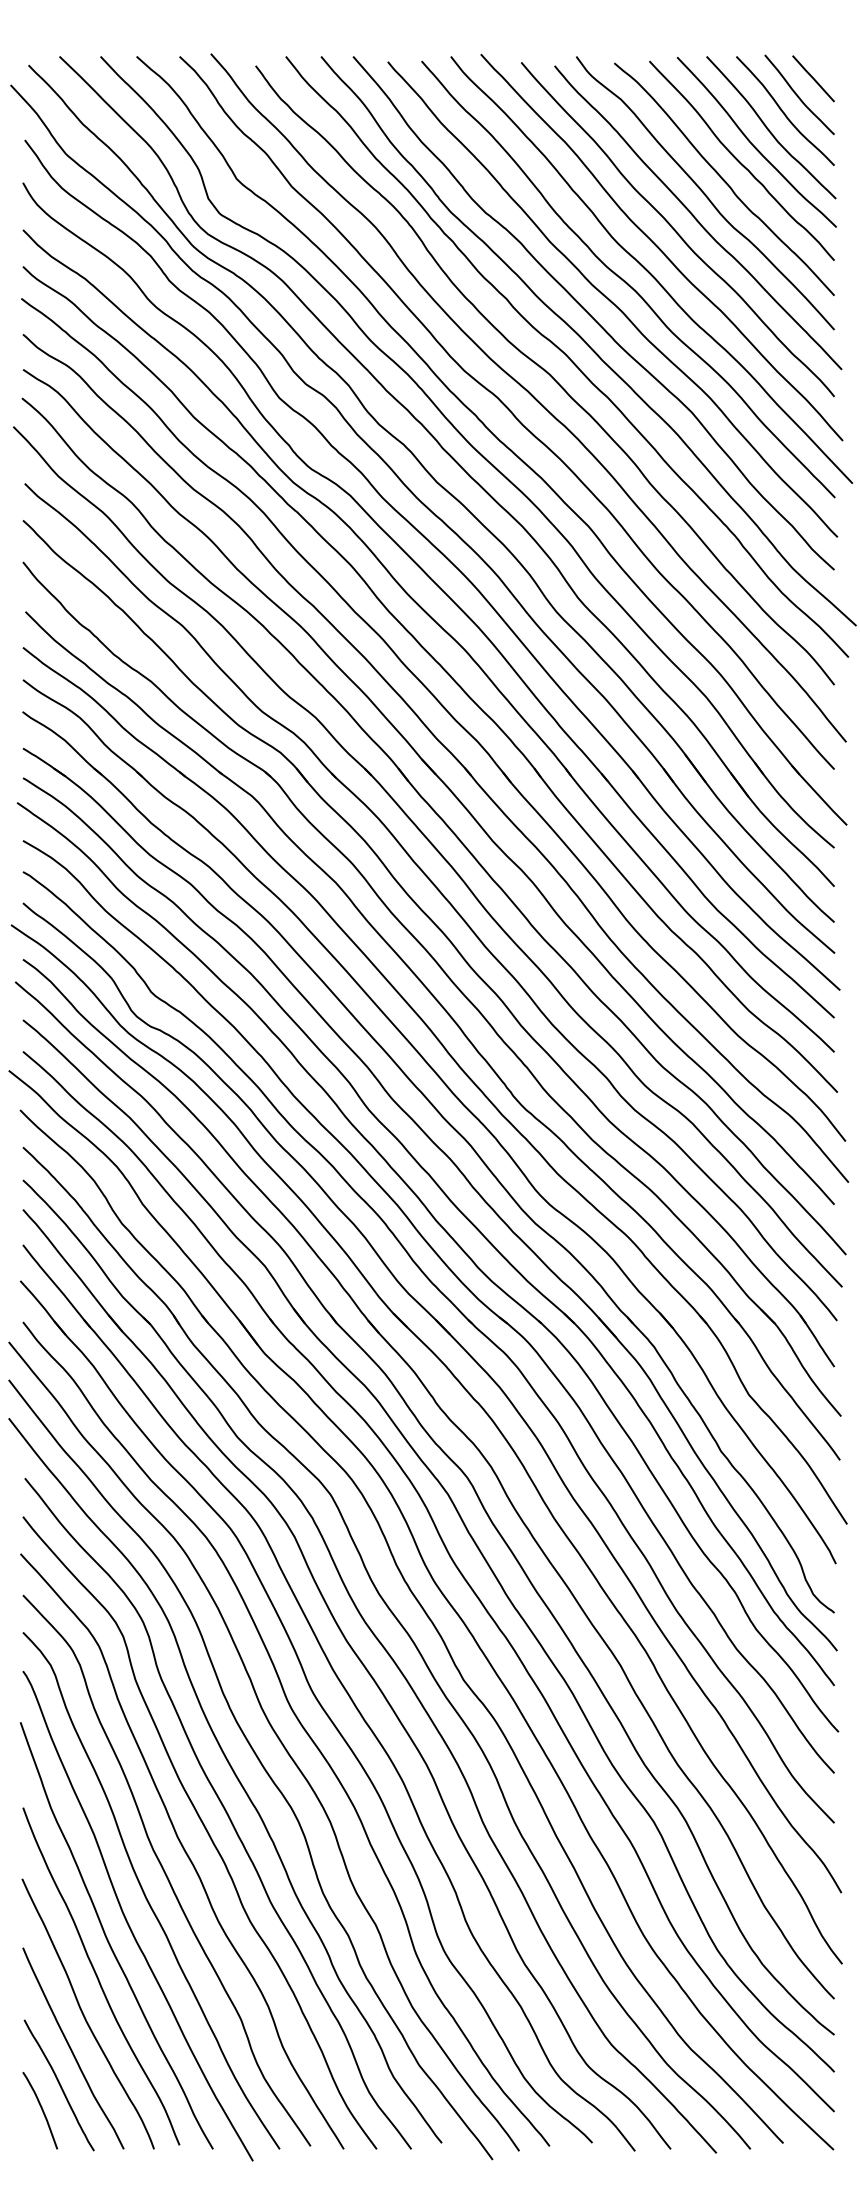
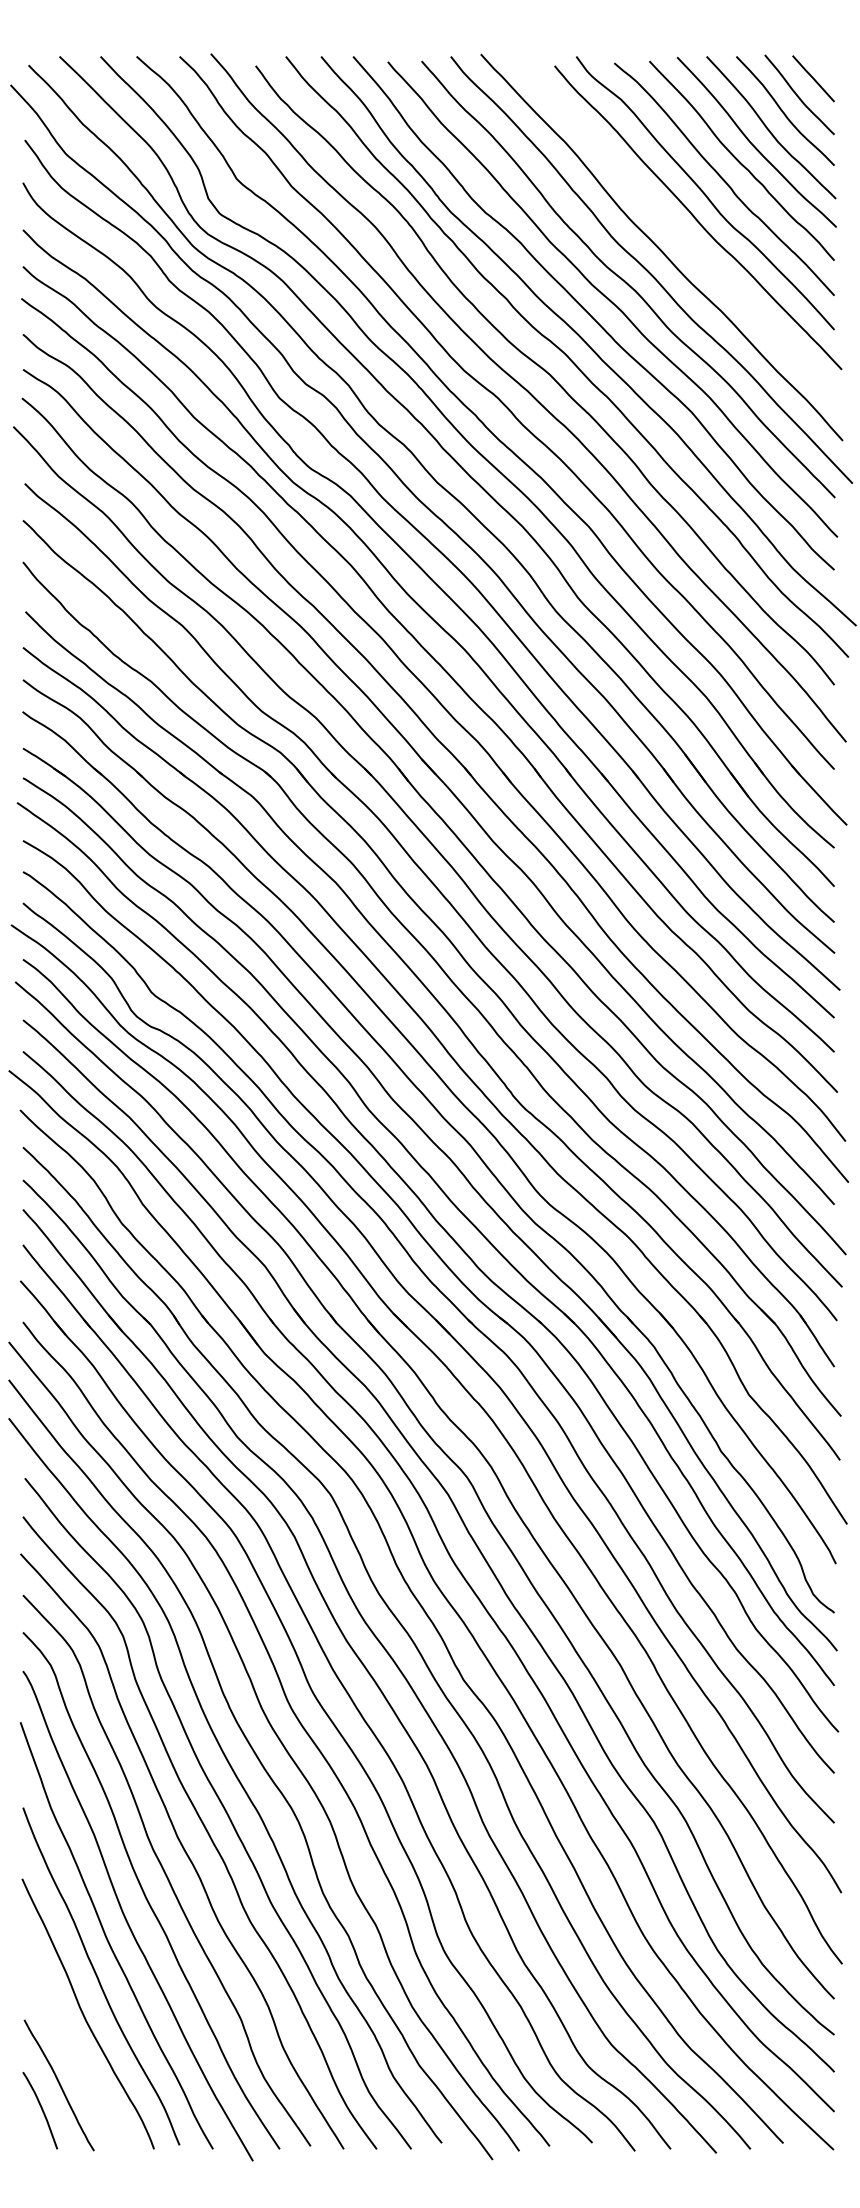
curve: present -> none (676, 230)
curve: present -> none (71, 2048)
